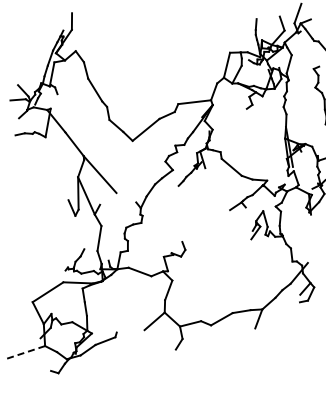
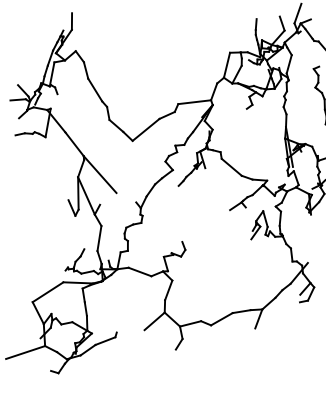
line: dashed -> solid (25, 352)
